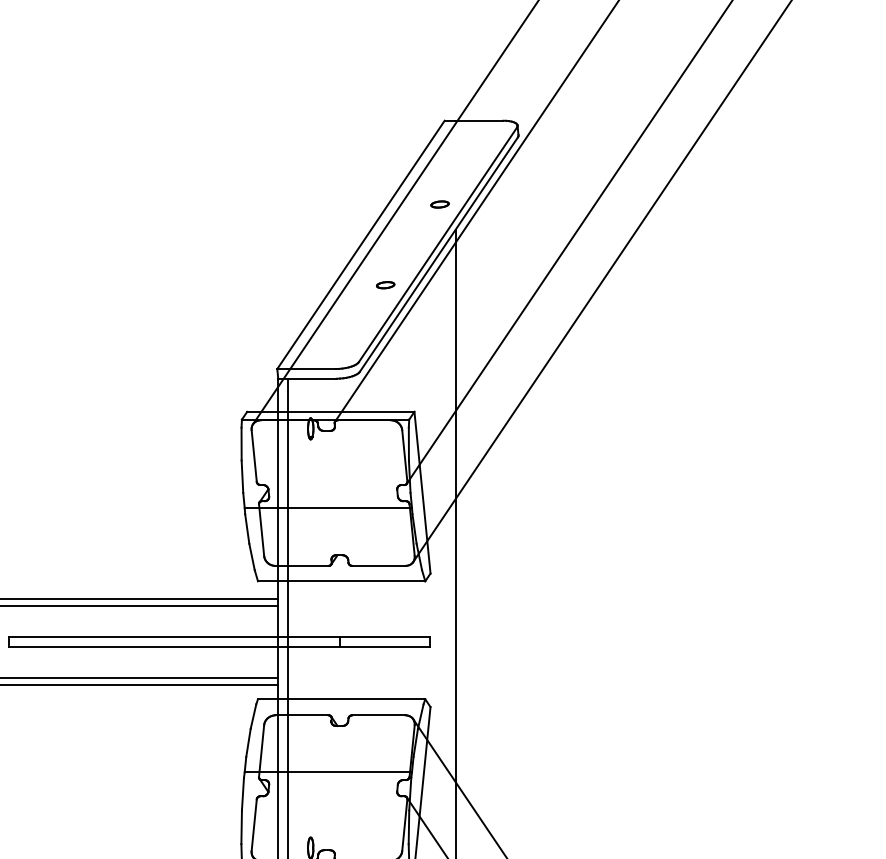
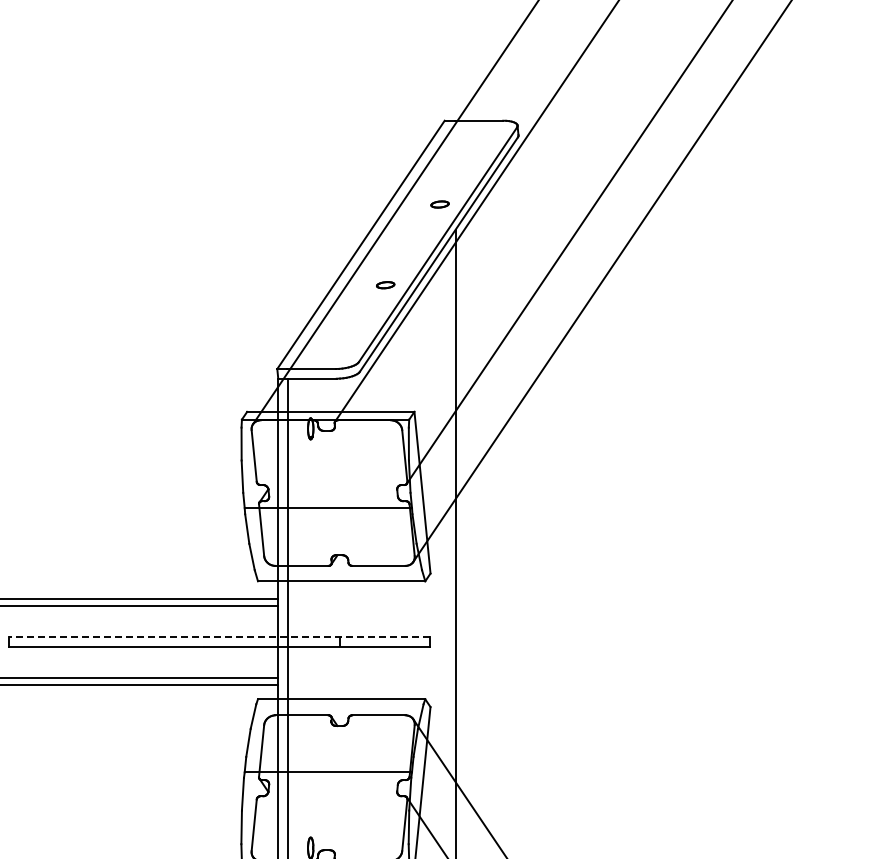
line: solid -> dashed (219, 636)
